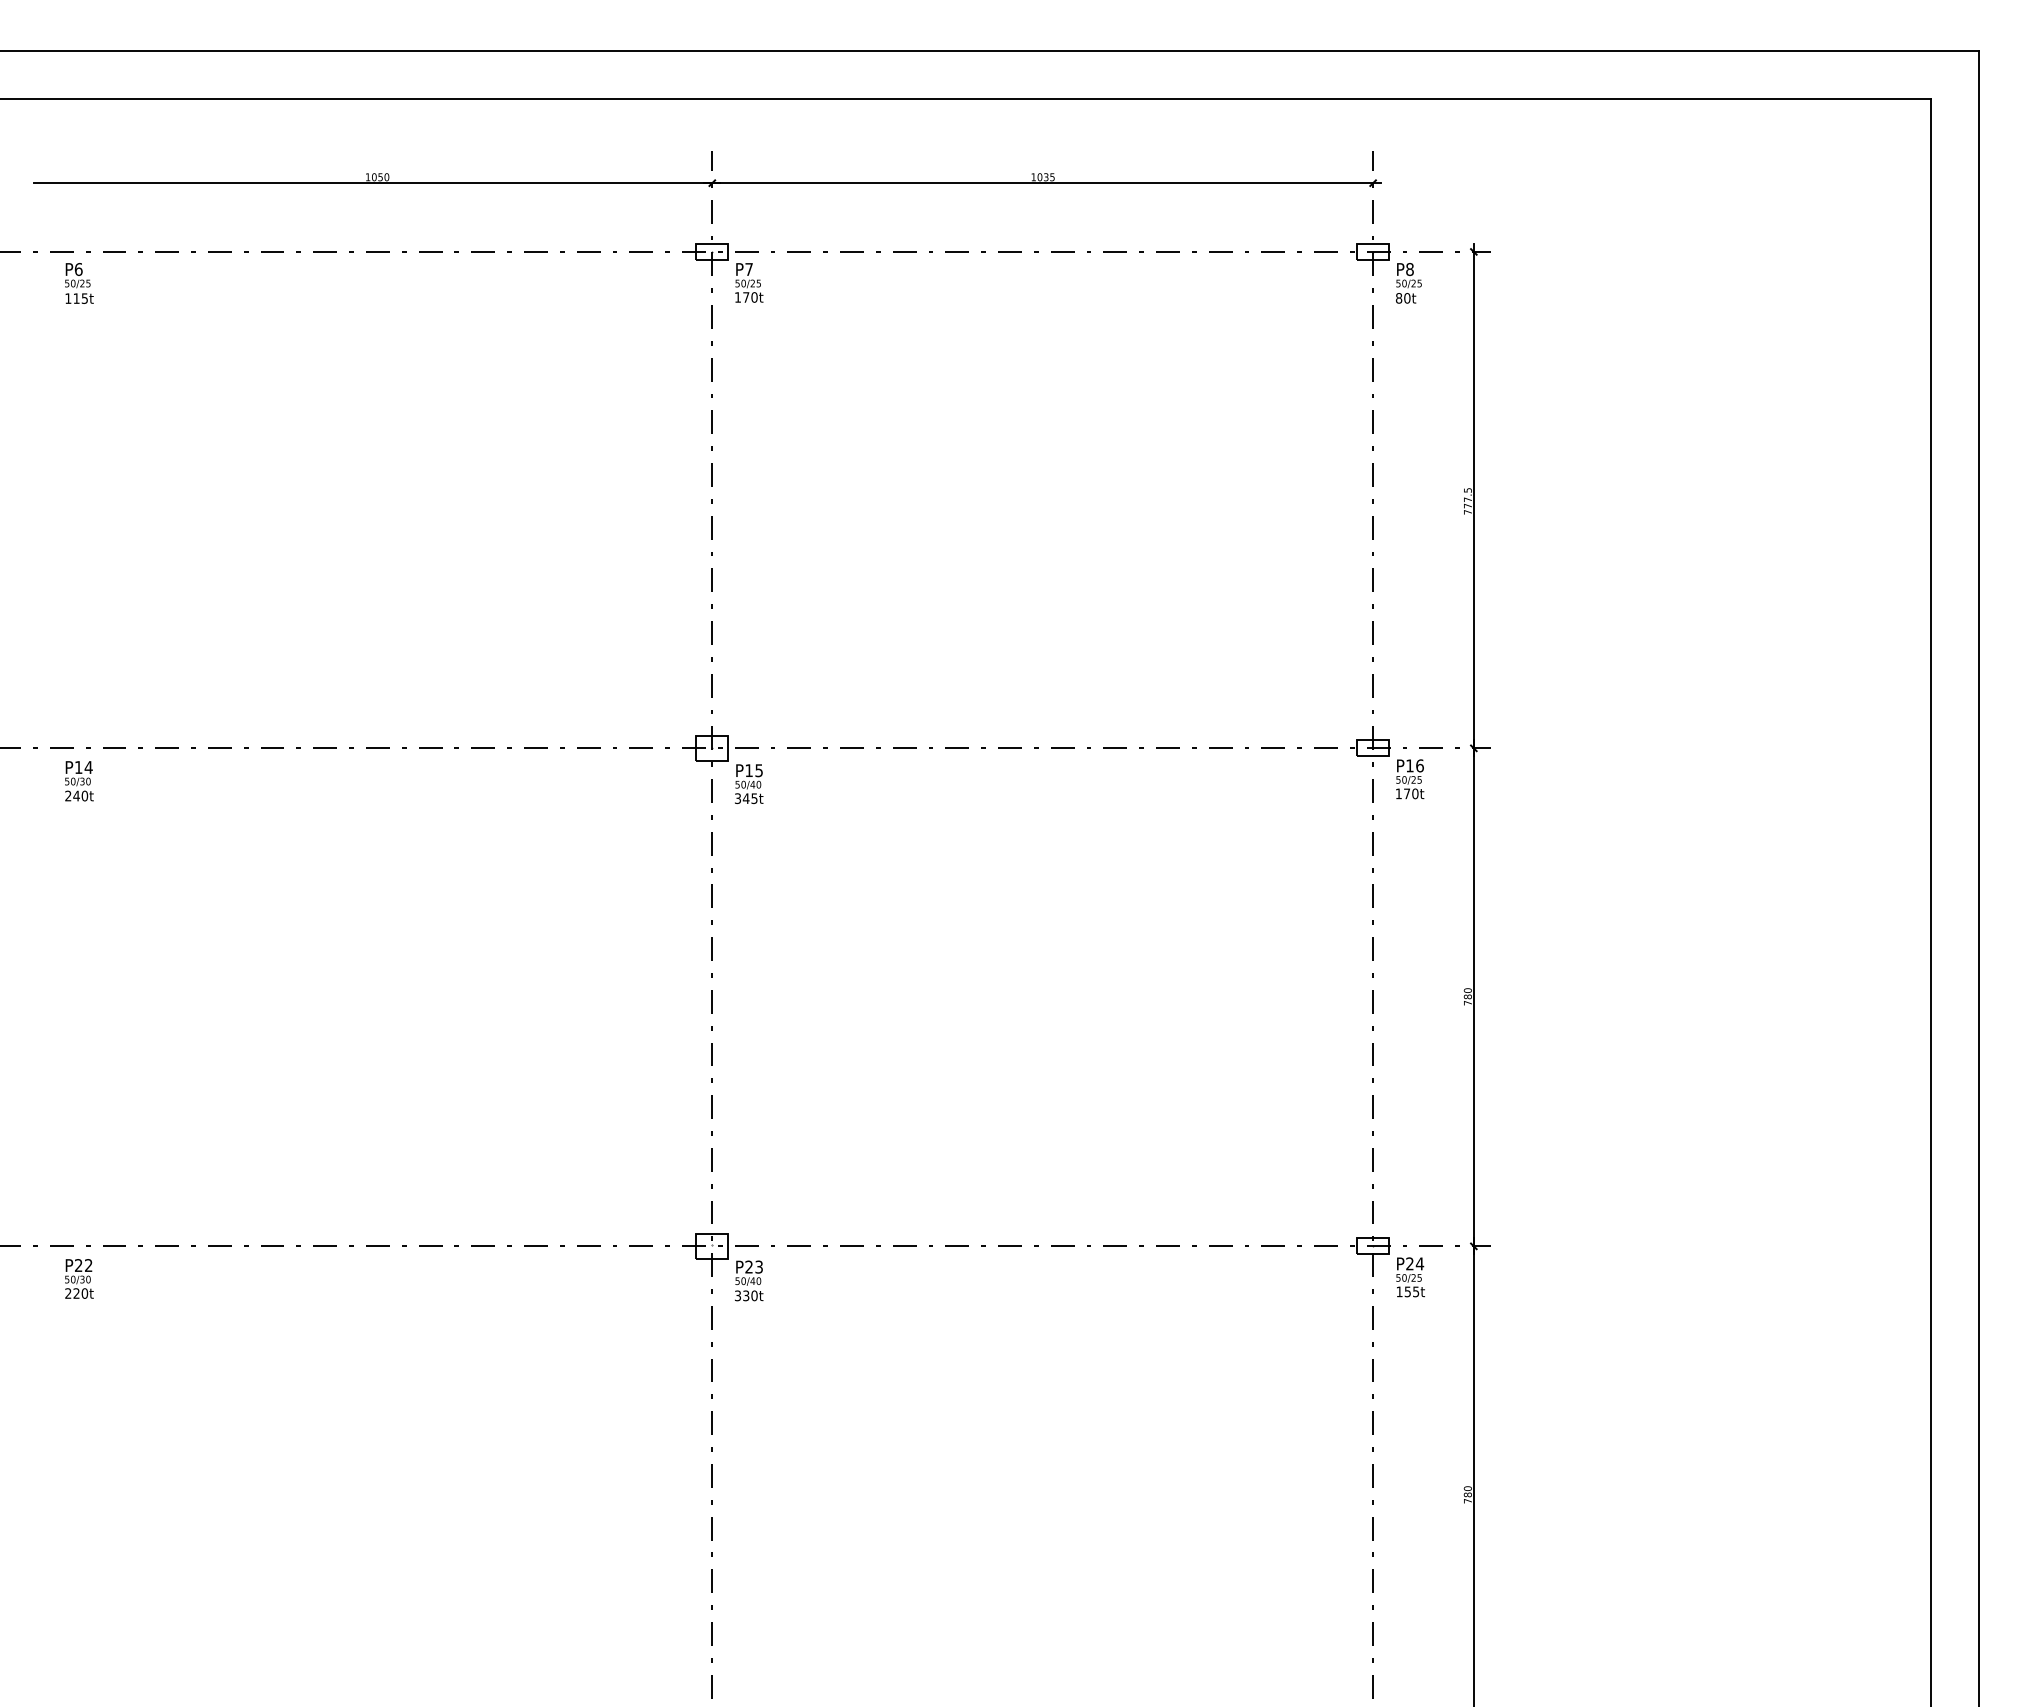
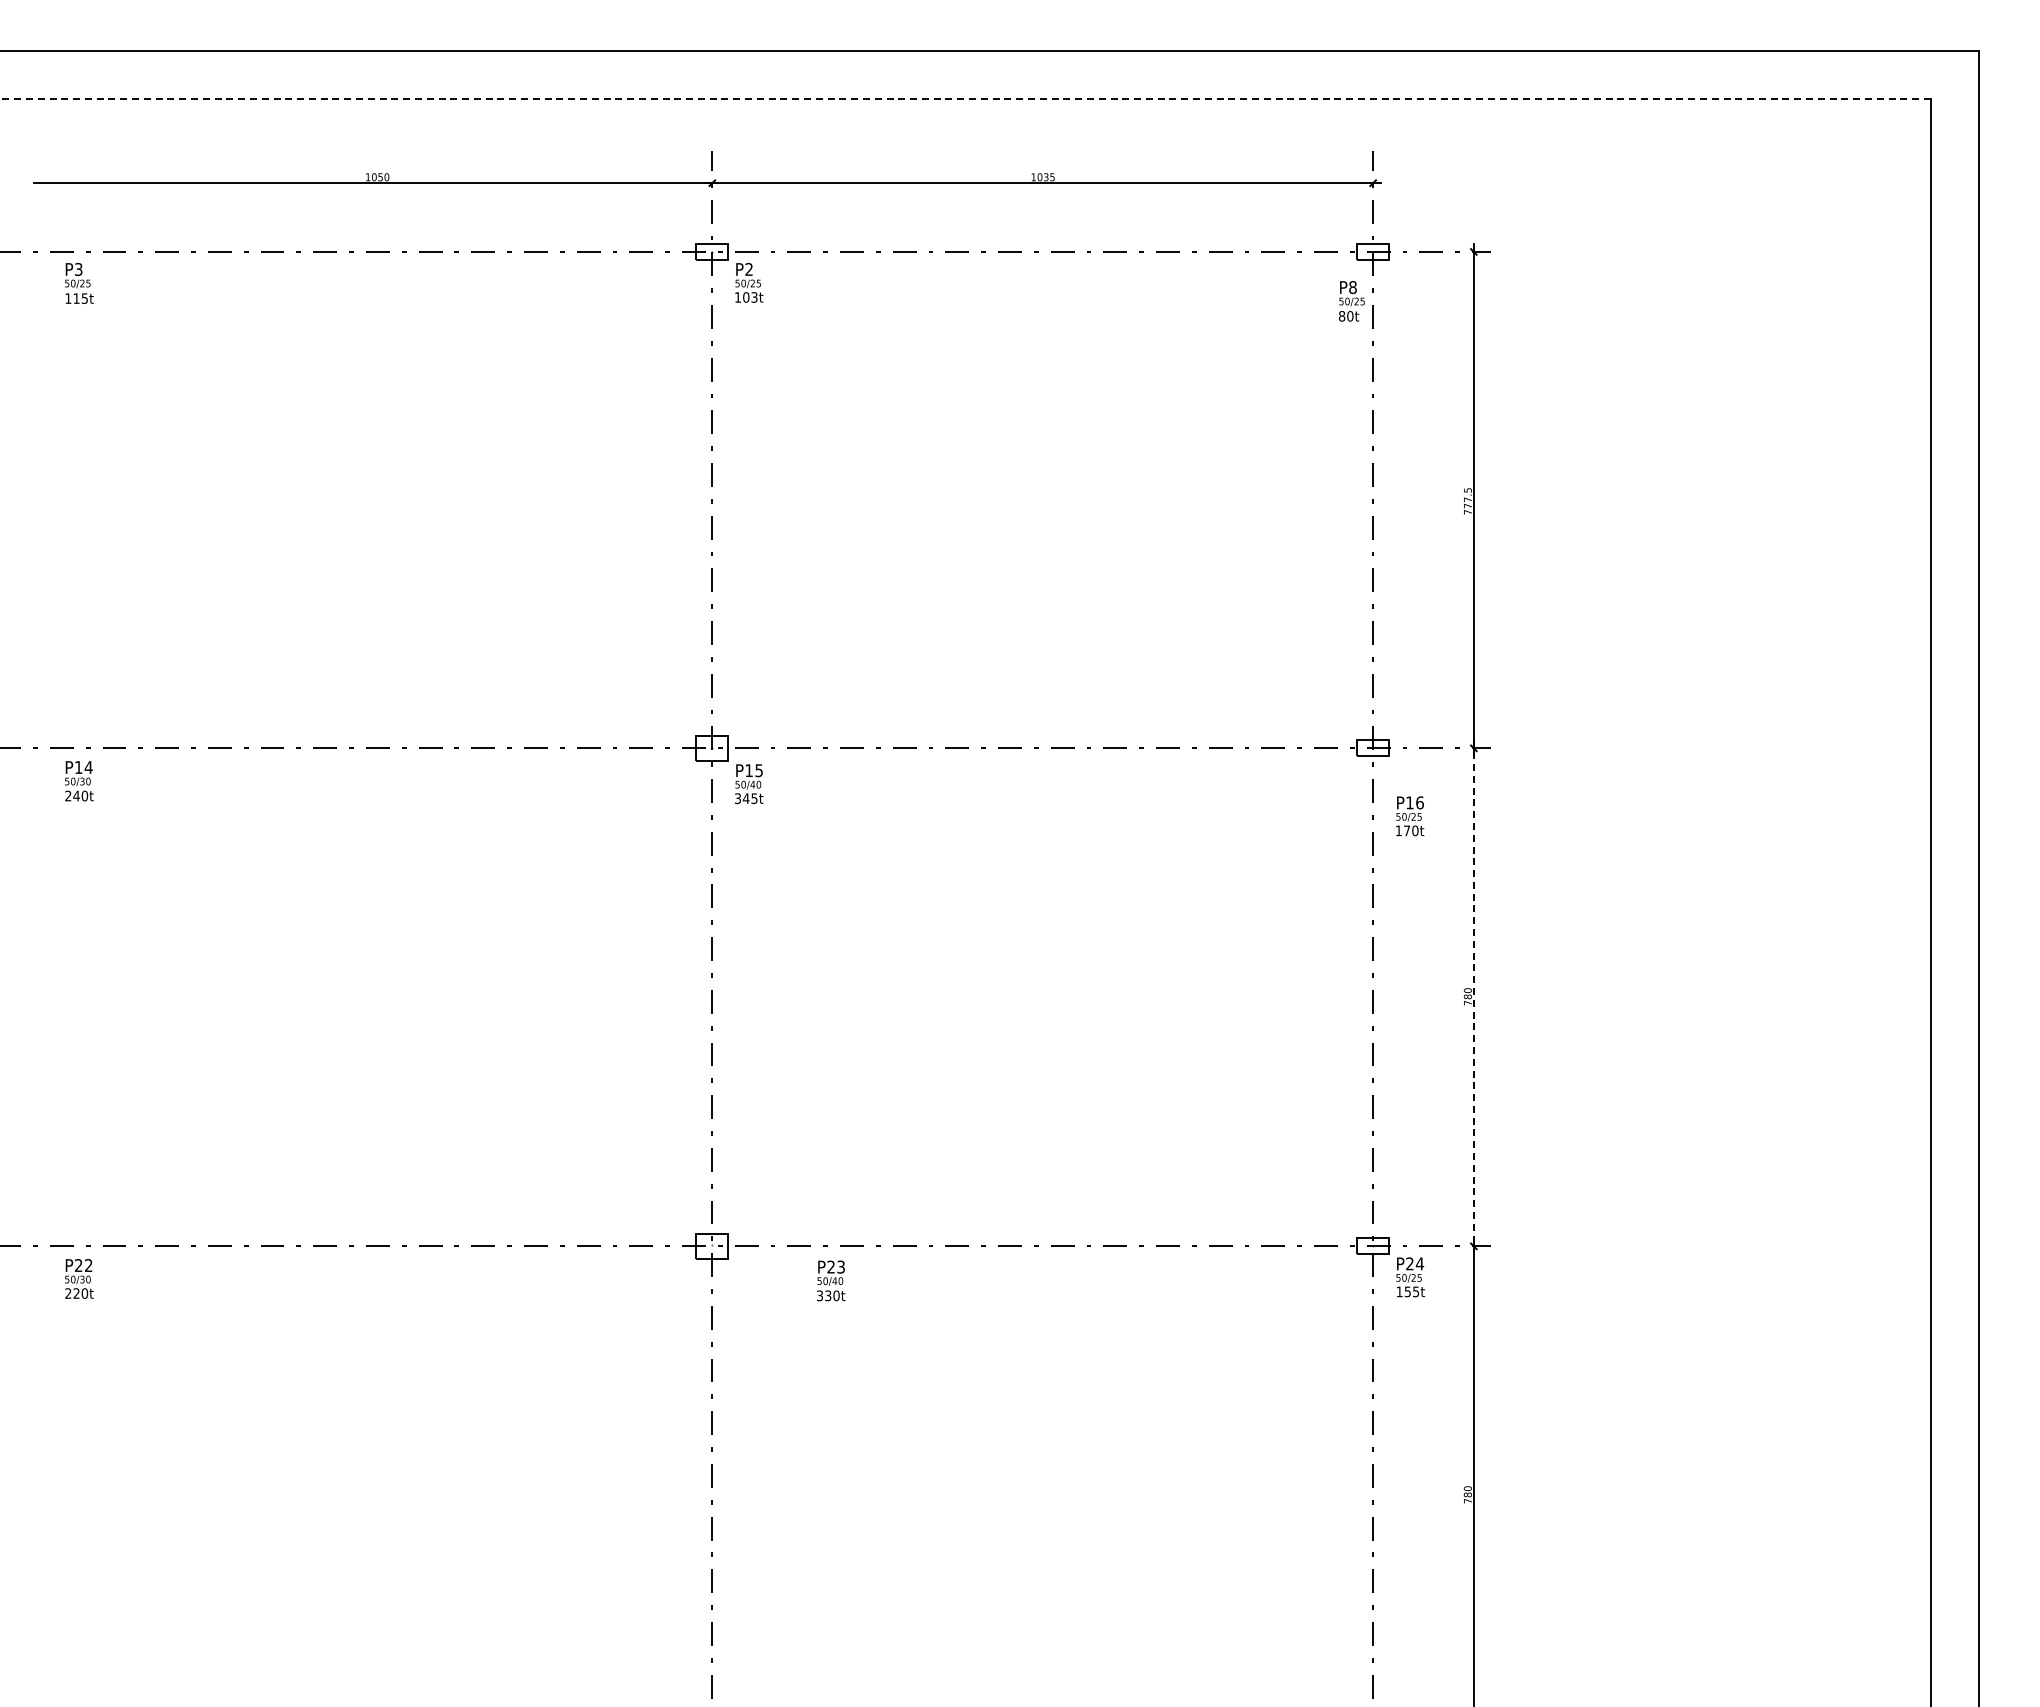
line: solid -> dashed (964, 99)
text: P7 -> P2 (748, 268)
text: P6 -> P3 (78, 269)
text position: (1408, 283) -> (1351, 301) (1351, 301)
text: 170t -> 103t (750, 297)
text position: (1410, 779) -> (1410, 816) (1410, 816)
line: solid -> dashed (1473, 997)
text position: (749, 1280) -> (831, 1280) (831, 1280)
